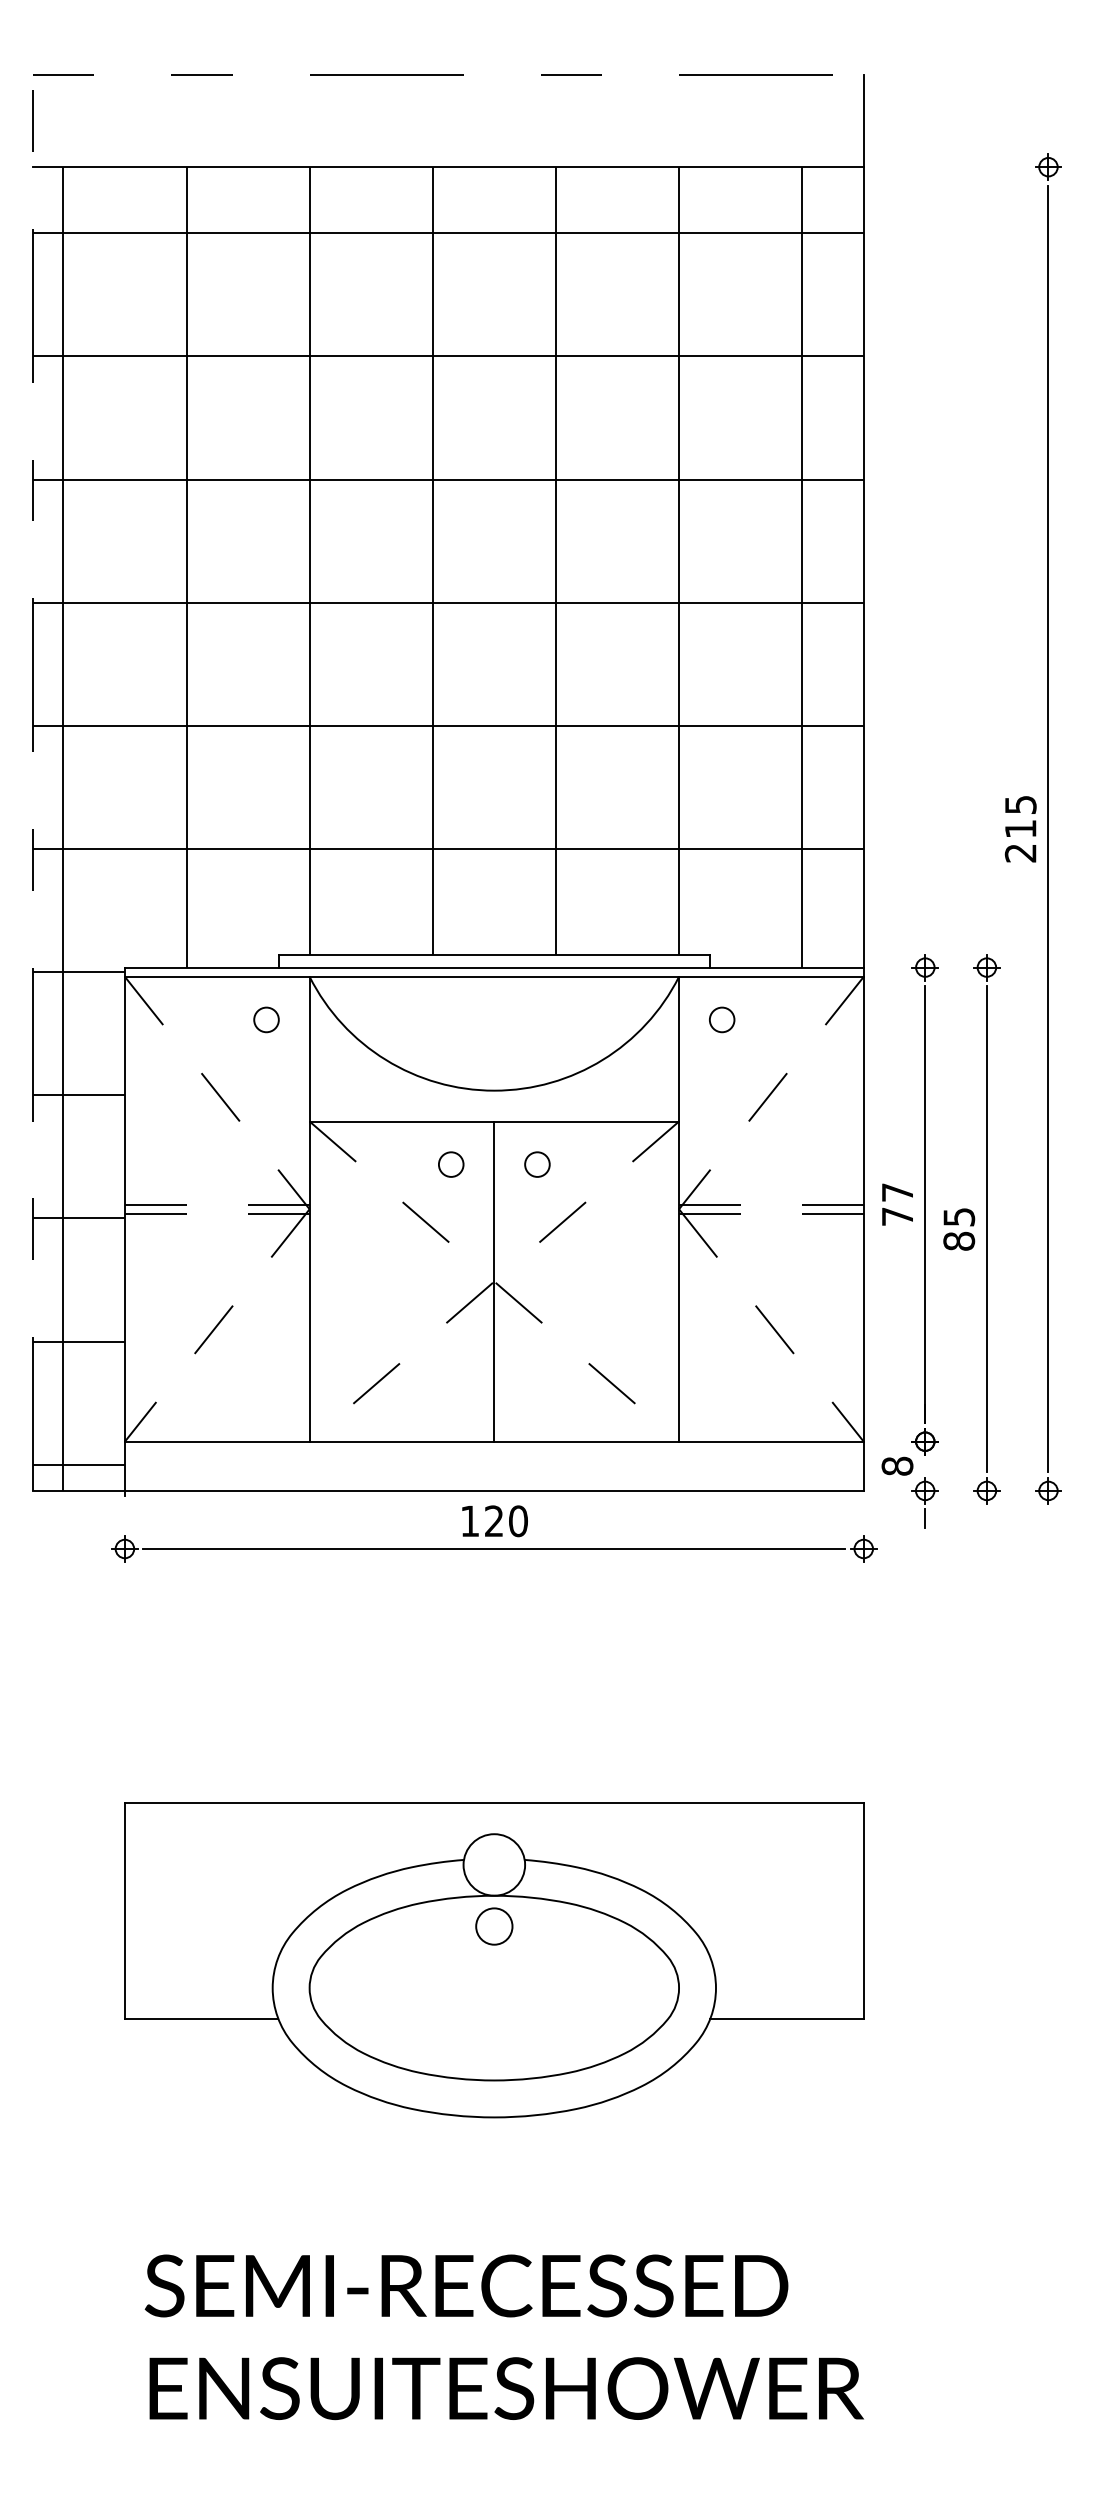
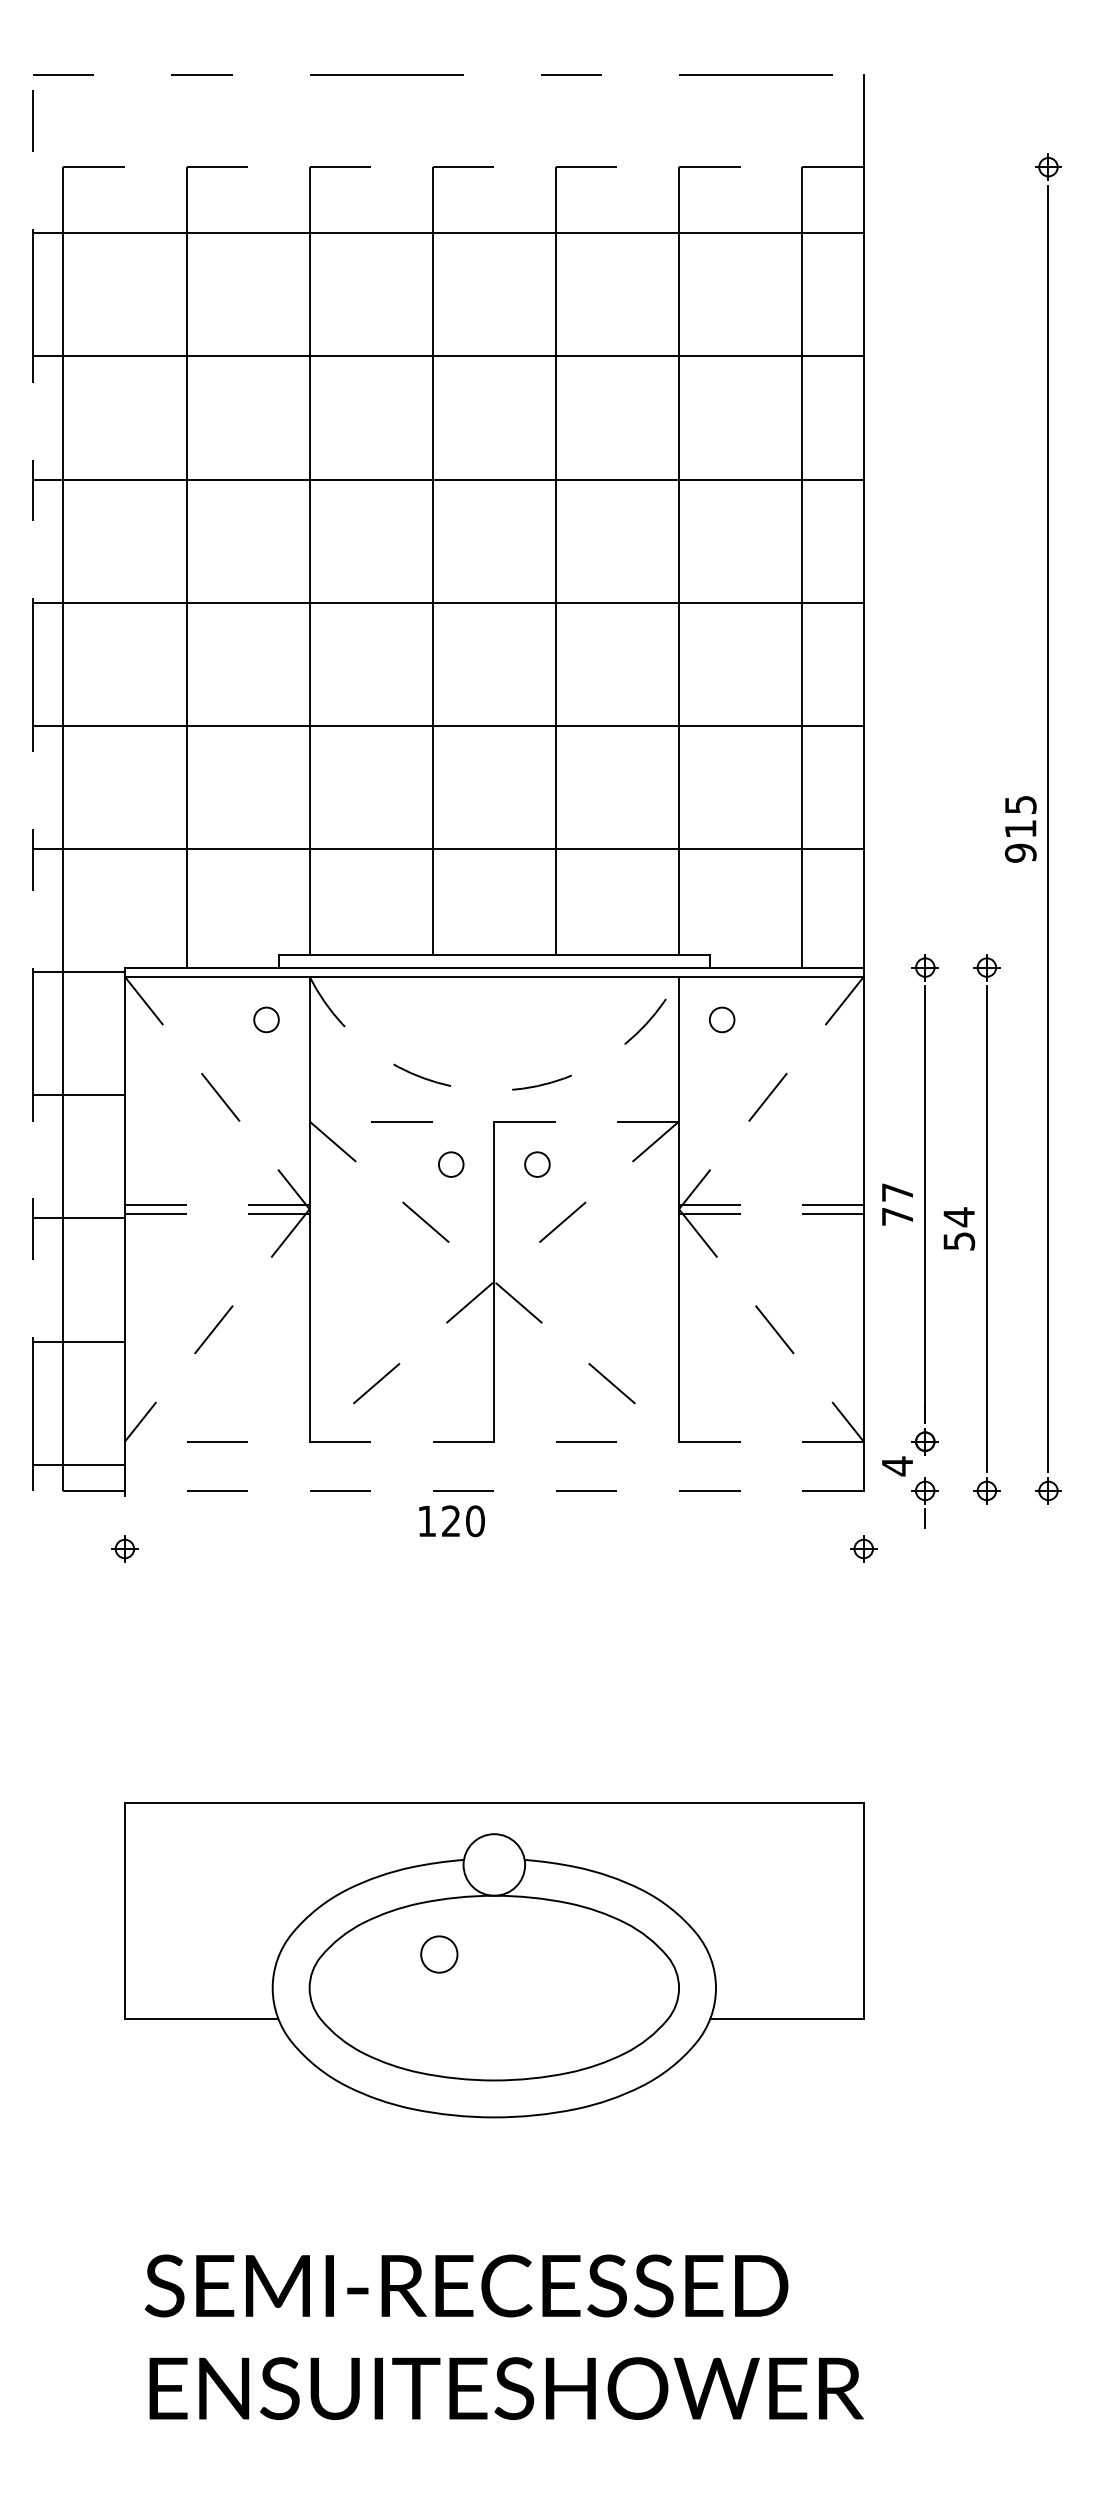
line: solid -> dashed (448, 167)
text: 215 -> 915 (1020, 852)
arc: solid -> dashed (494, 1090)
line: solid -> dashed (494, 1121)
text: 85 -> 54 (959, 1228)
line: solid -> dashed (493, 1441)
text: 8 -> 4 (897, 1466)
line: solid -> dashed (448, 1490)
text position: (494, 1521) -> (451, 1521) (451, 1521)
line: present -> none (494, 1549)
circle position: (494, 1926) -> (439, 1954) (439, 1954)
